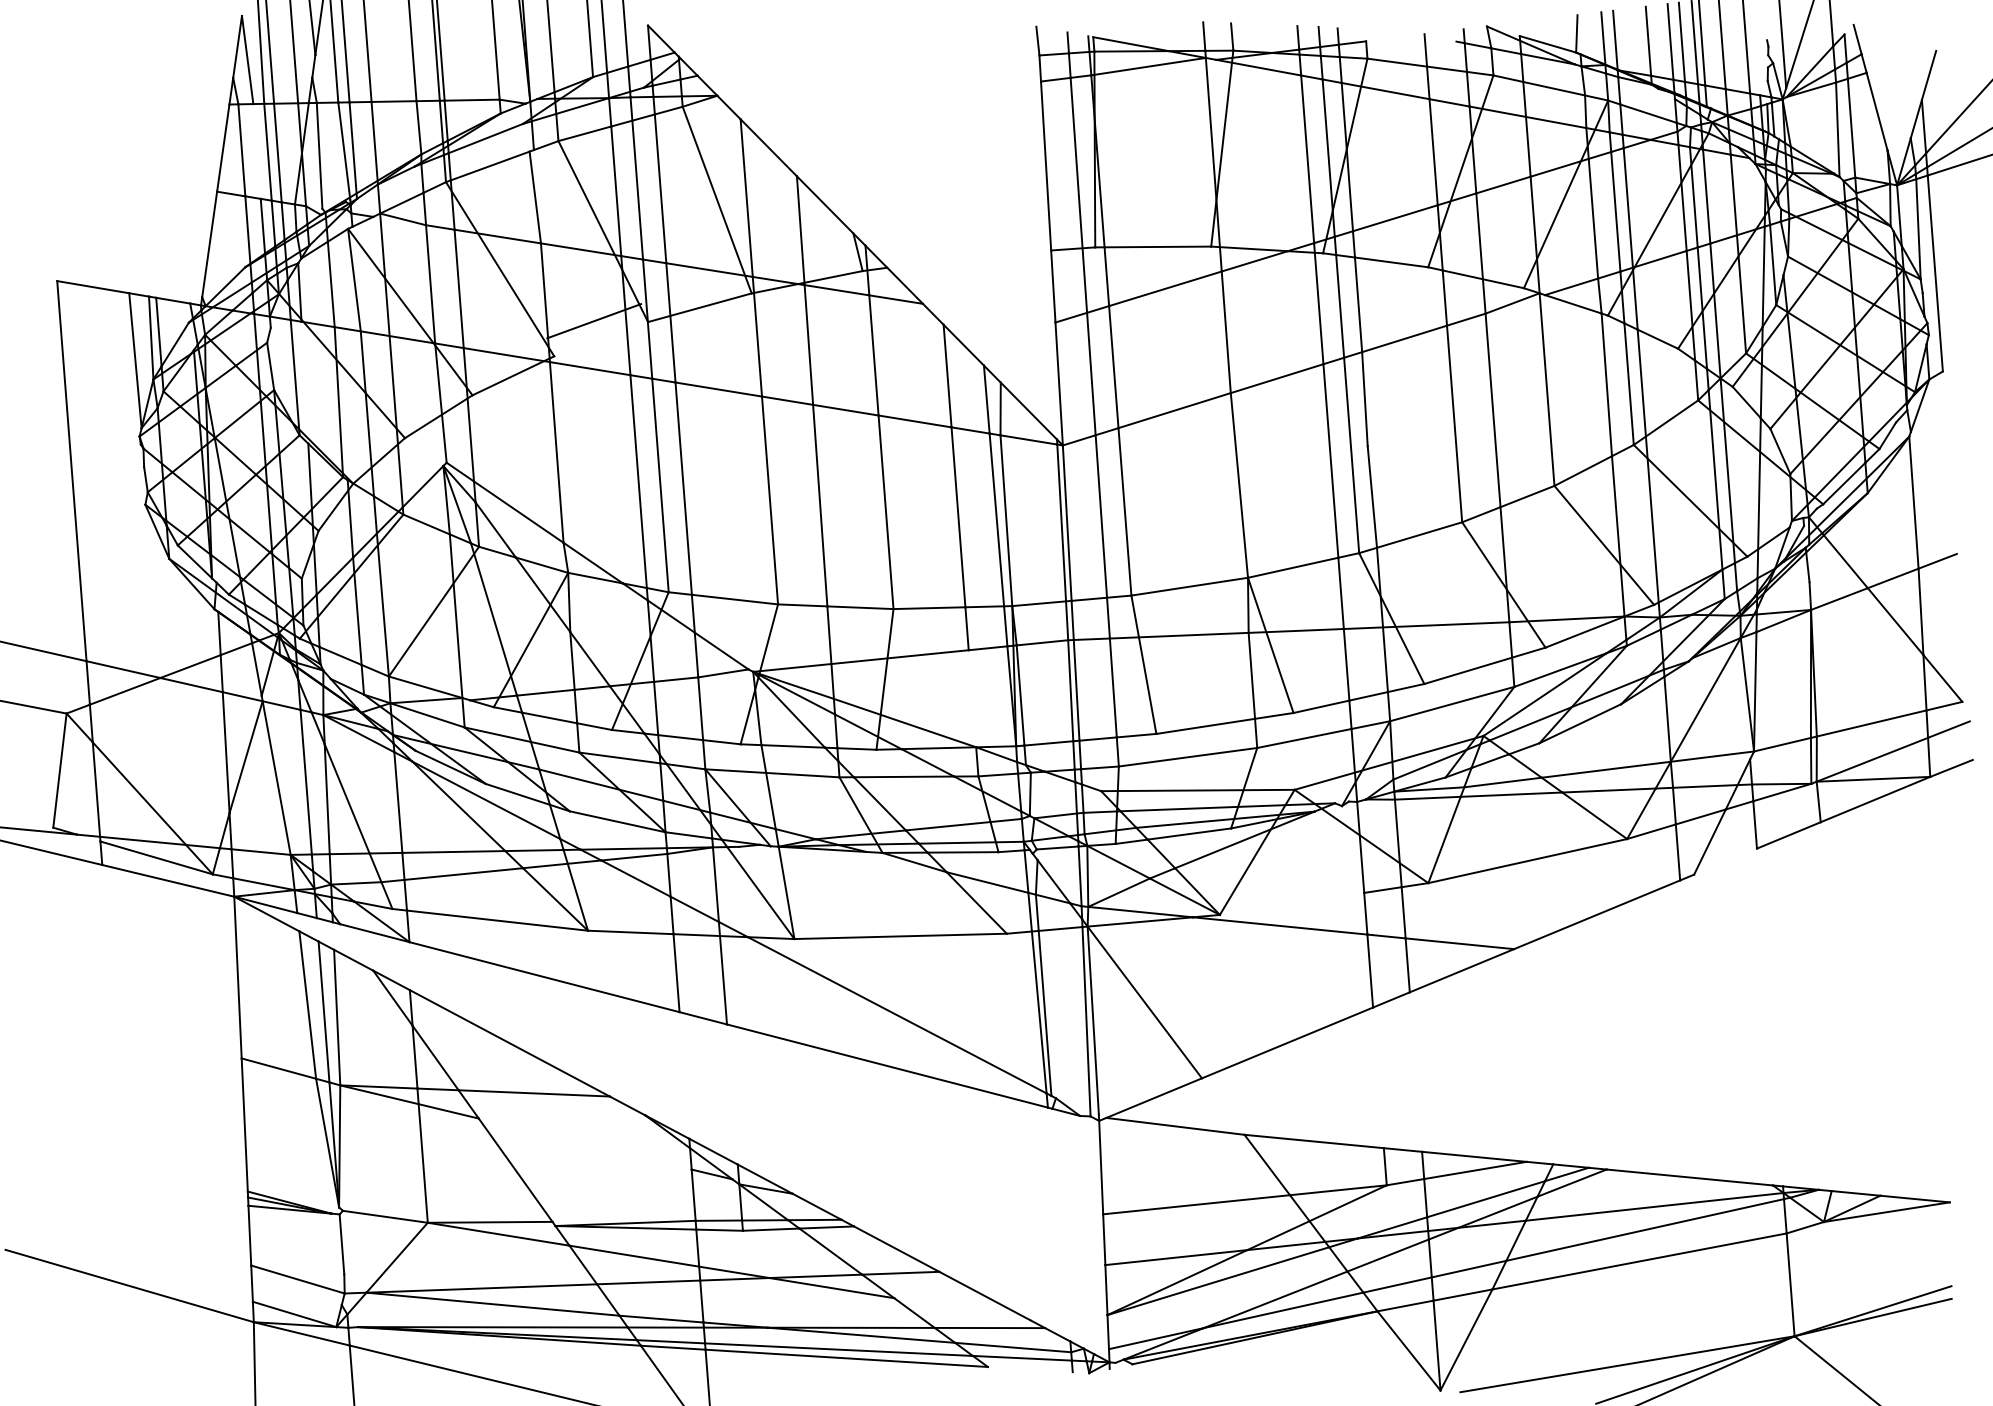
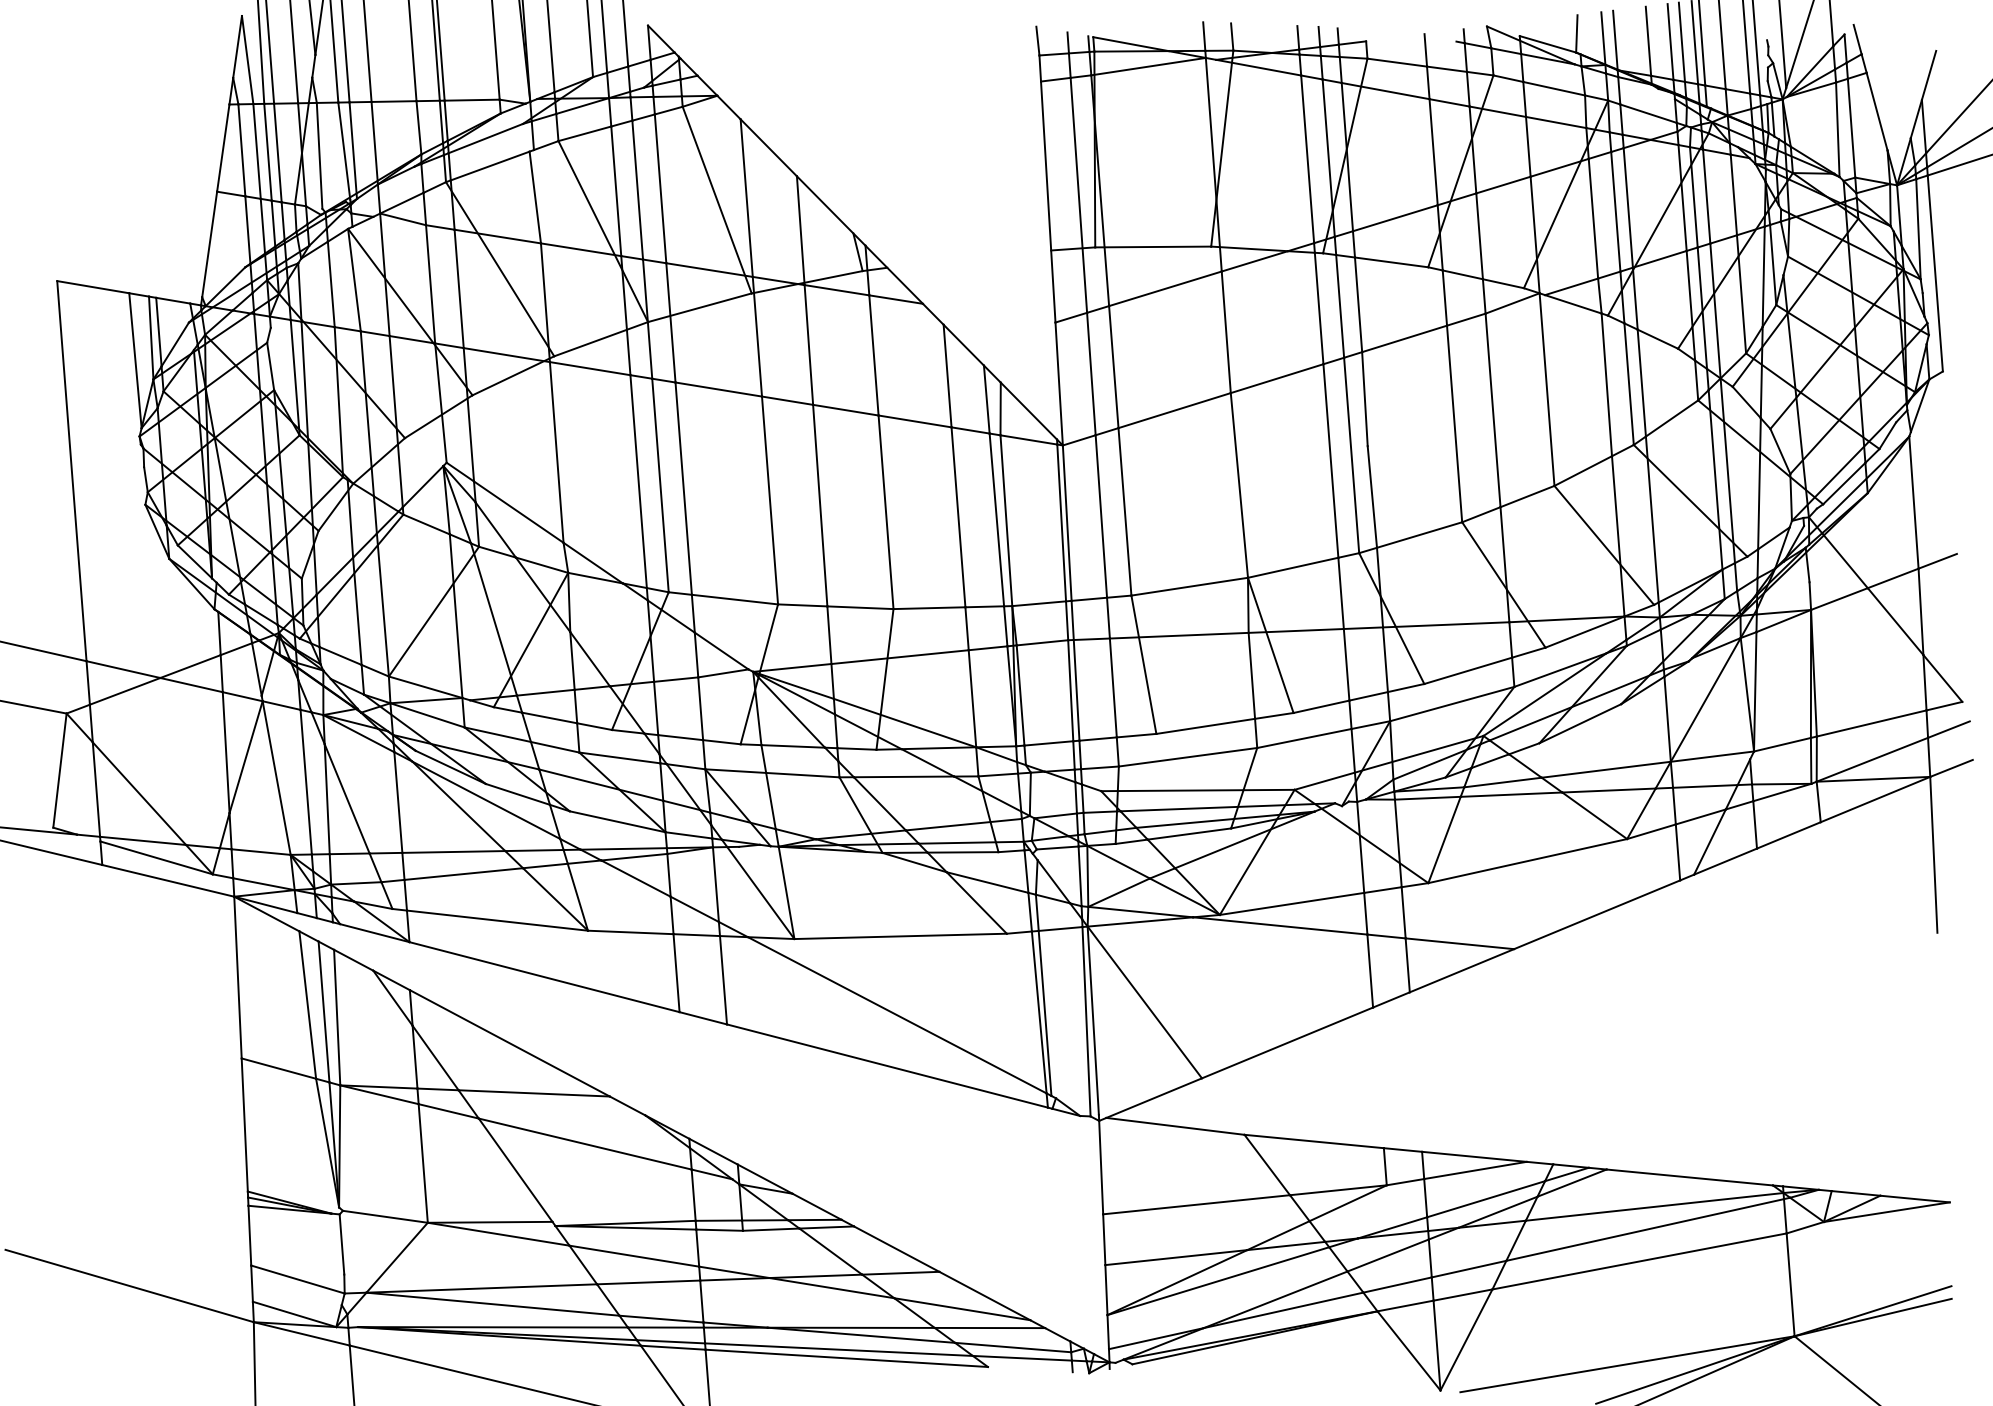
line: none -> present (1756, 48)
line: none -> present (256, 151)
line position: (594, 321) -> (601, 339) (601, 339)
line: none -> present (304, 382)
line: none -> present (972, 698)
line: none -> present (1933, 854)
line: none -> present (1725, 861)
line: none -> present (1291, 903)
line: none -> present (584, 1143)
line: none -> present (962, 1309)
